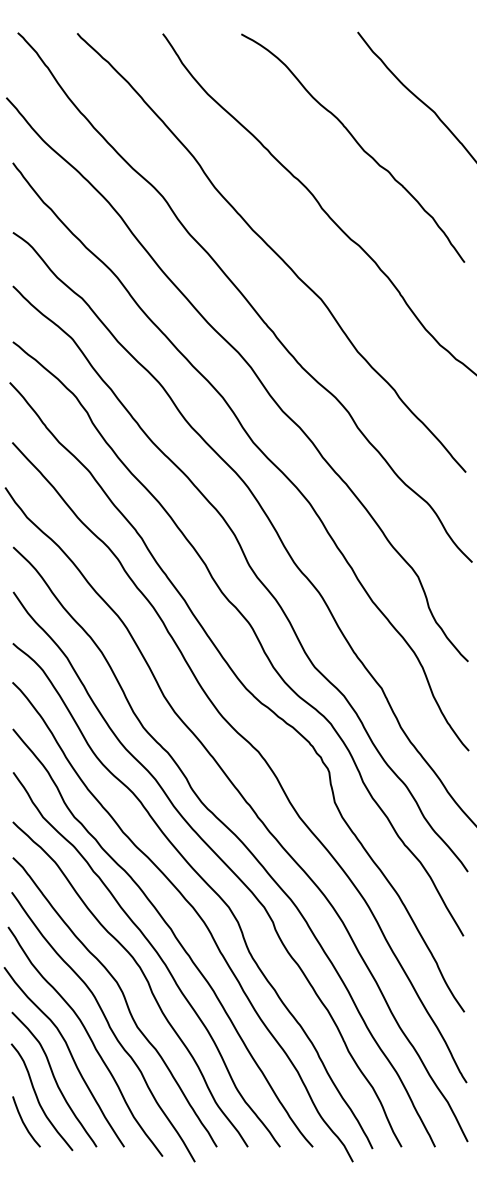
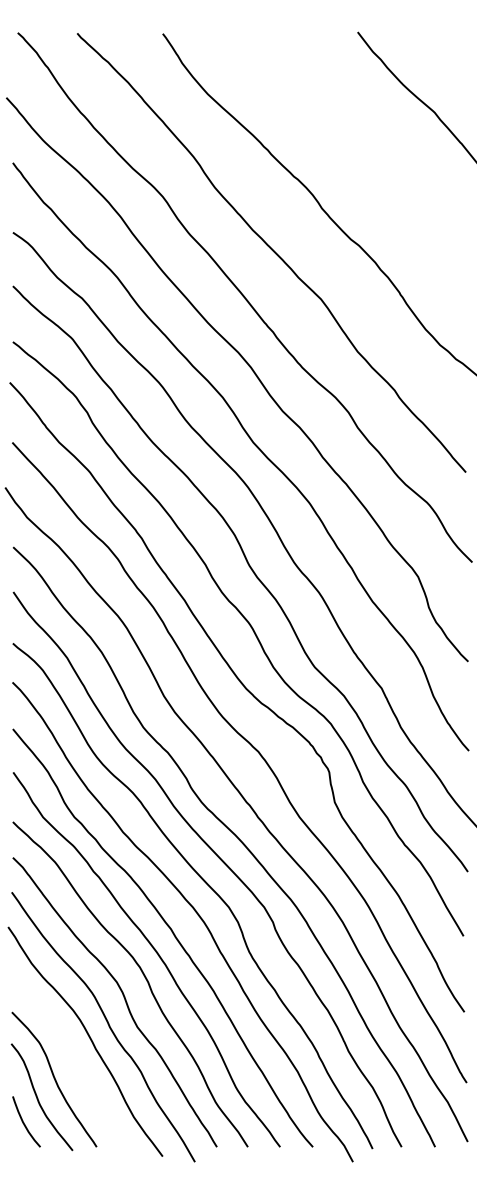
curve: present -> none (356, 143)
curve: present -> none (69, 1053)
